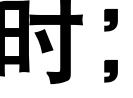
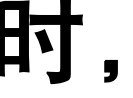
part: present -> none (110, 20)
